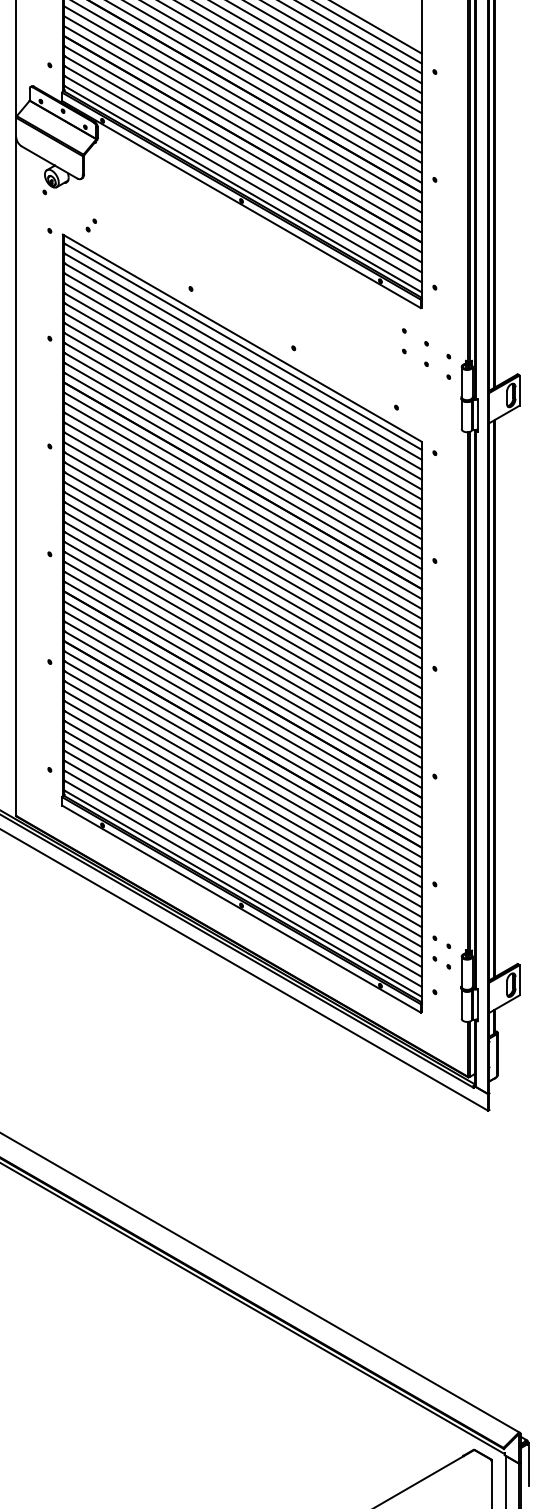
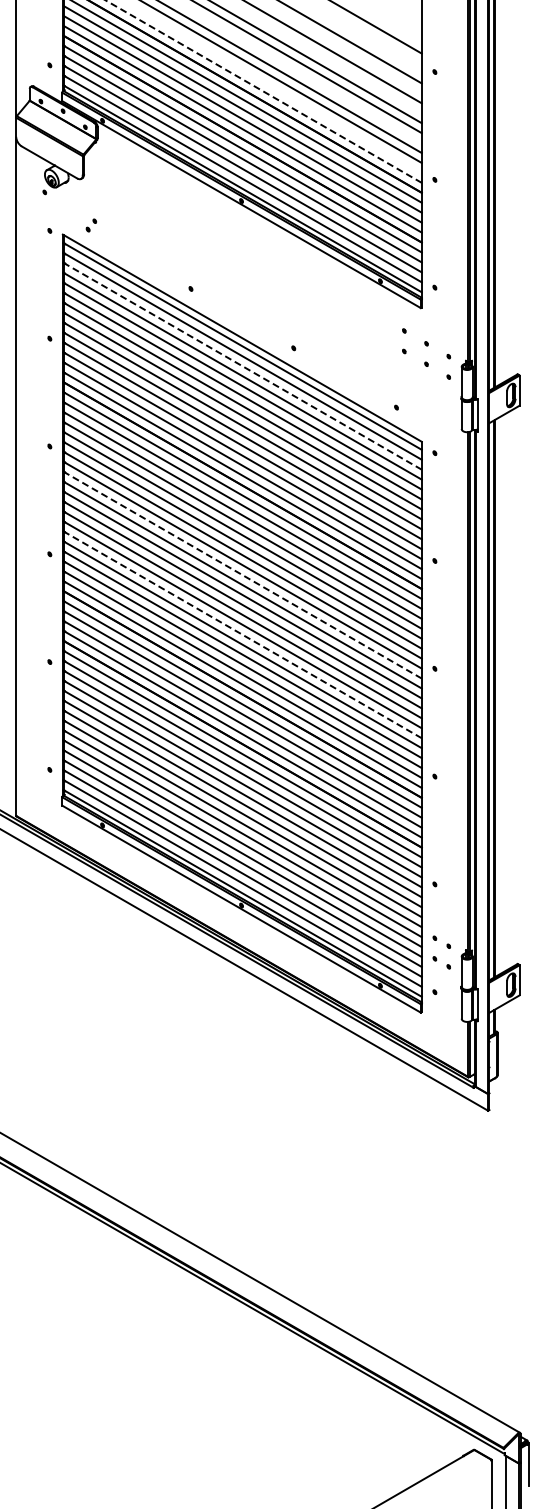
line: present -> none (368, 32)
line: present -> none (359, 37)
line: present -> none (342, 47)
line: present -> none (325, 57)
line: present -> none (299, 72)
line: present -> none (273, 87)
line: solid -> dashed (263, 91)
line: solid -> dashed (242, 366)
line: solid -> dashed (242, 575)
line: solid -> dashed (242, 634)
